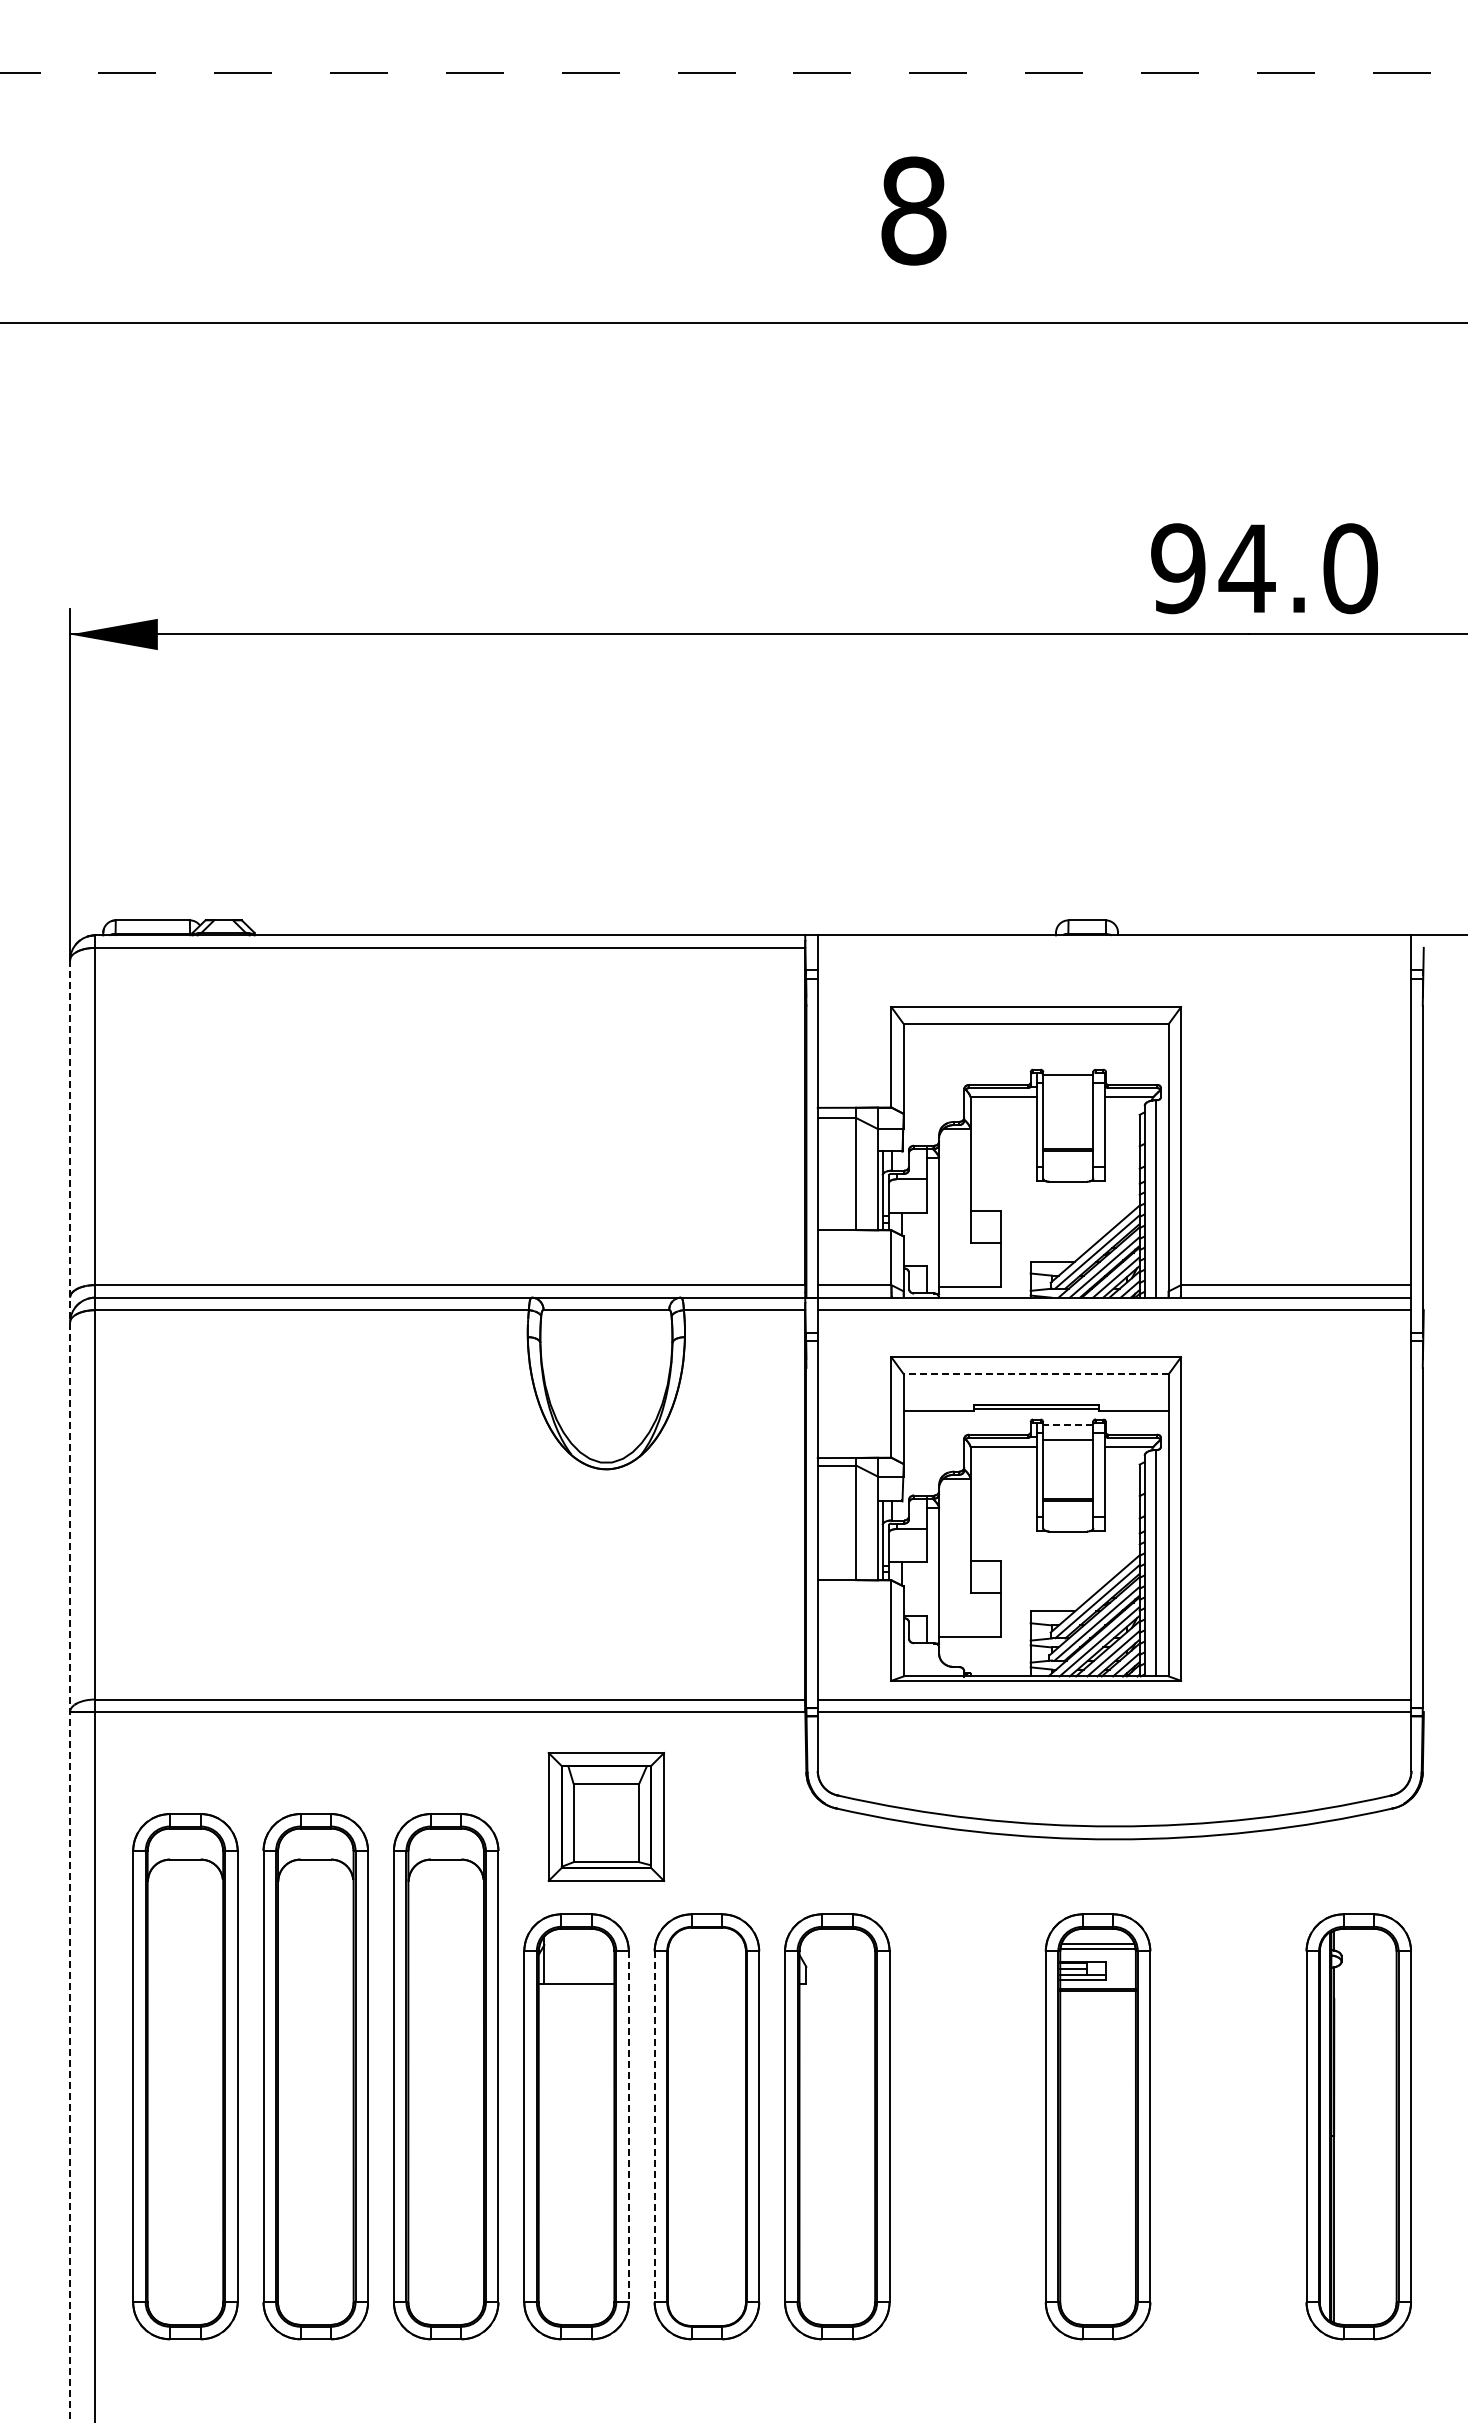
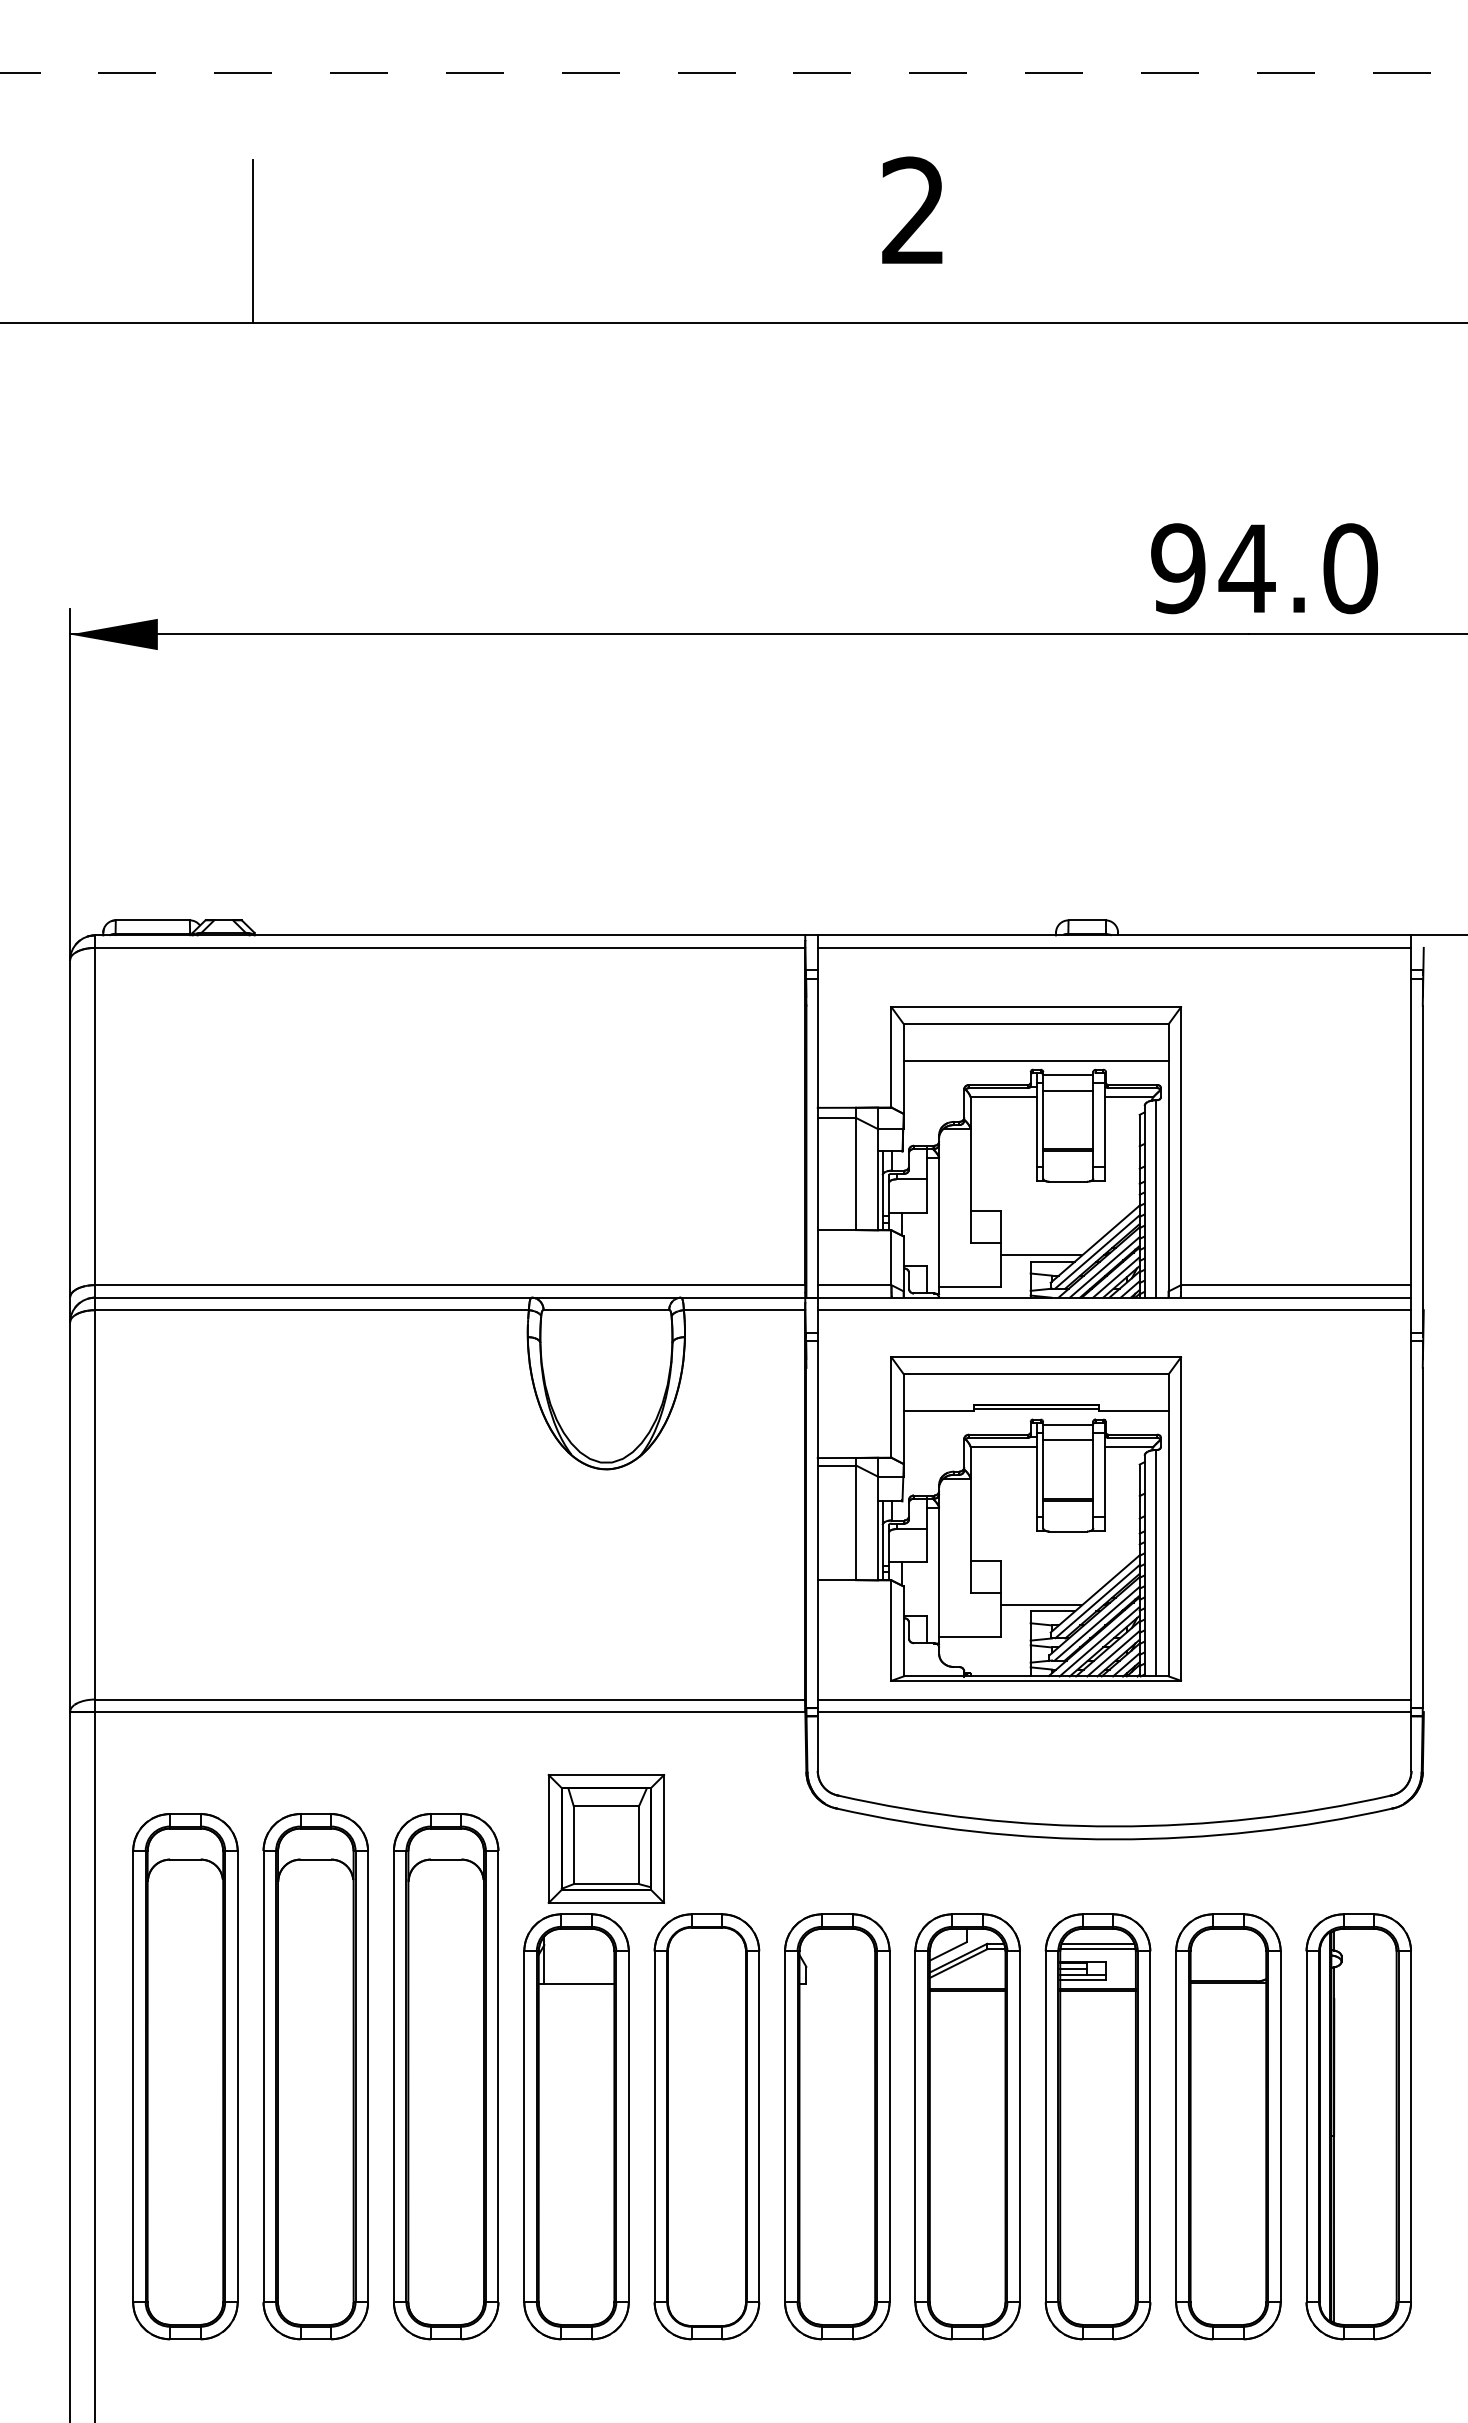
text: 8 -> 2 (913, 210)
line: none -> present (253, 241)
line: none -> present (1114, 947)
line: none -> present (1035, 1060)
line: none -> present (1068, 1090)
line: none -> present (1041, 1255)
line: dashed -> solid (1035, 1374)
line: dashed -> solid (1067, 1425)
line: none -> present (1041, 1605)
line: dashed -> solid (70, 1691)
part position: (606, 1816) -> (606, 1838) (606, 1838)
line: dashed -> solid (628, 2126)
line: dashed -> solid (654, 2126)
part: none -> present (967, 2126)
part: none -> present (1228, 2126)
